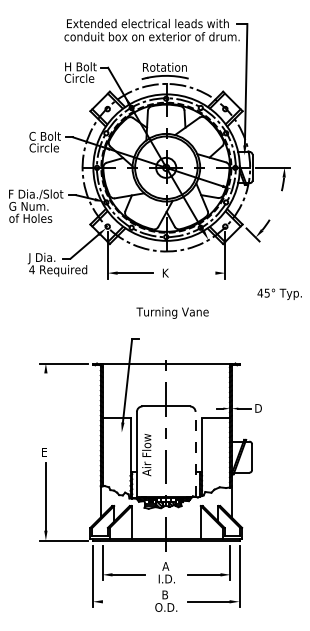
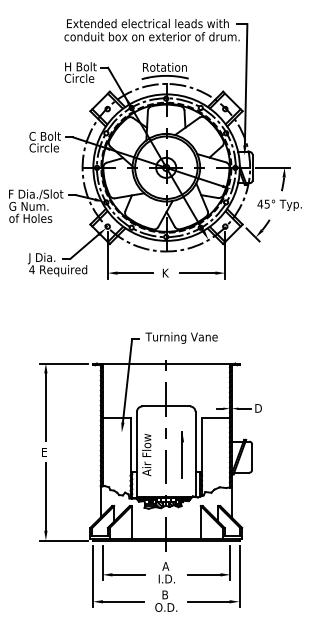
line: none -> present (197, 273)
text position: (279, 293) -> (279, 204) (279, 204)
text position: (172, 312) -> (181, 337) (181, 337)
line: none -> present (45, 407)
line: dashed -> solid (195, 453)
line: none -> present (182, 454)
line: none -> present (123, 601)
